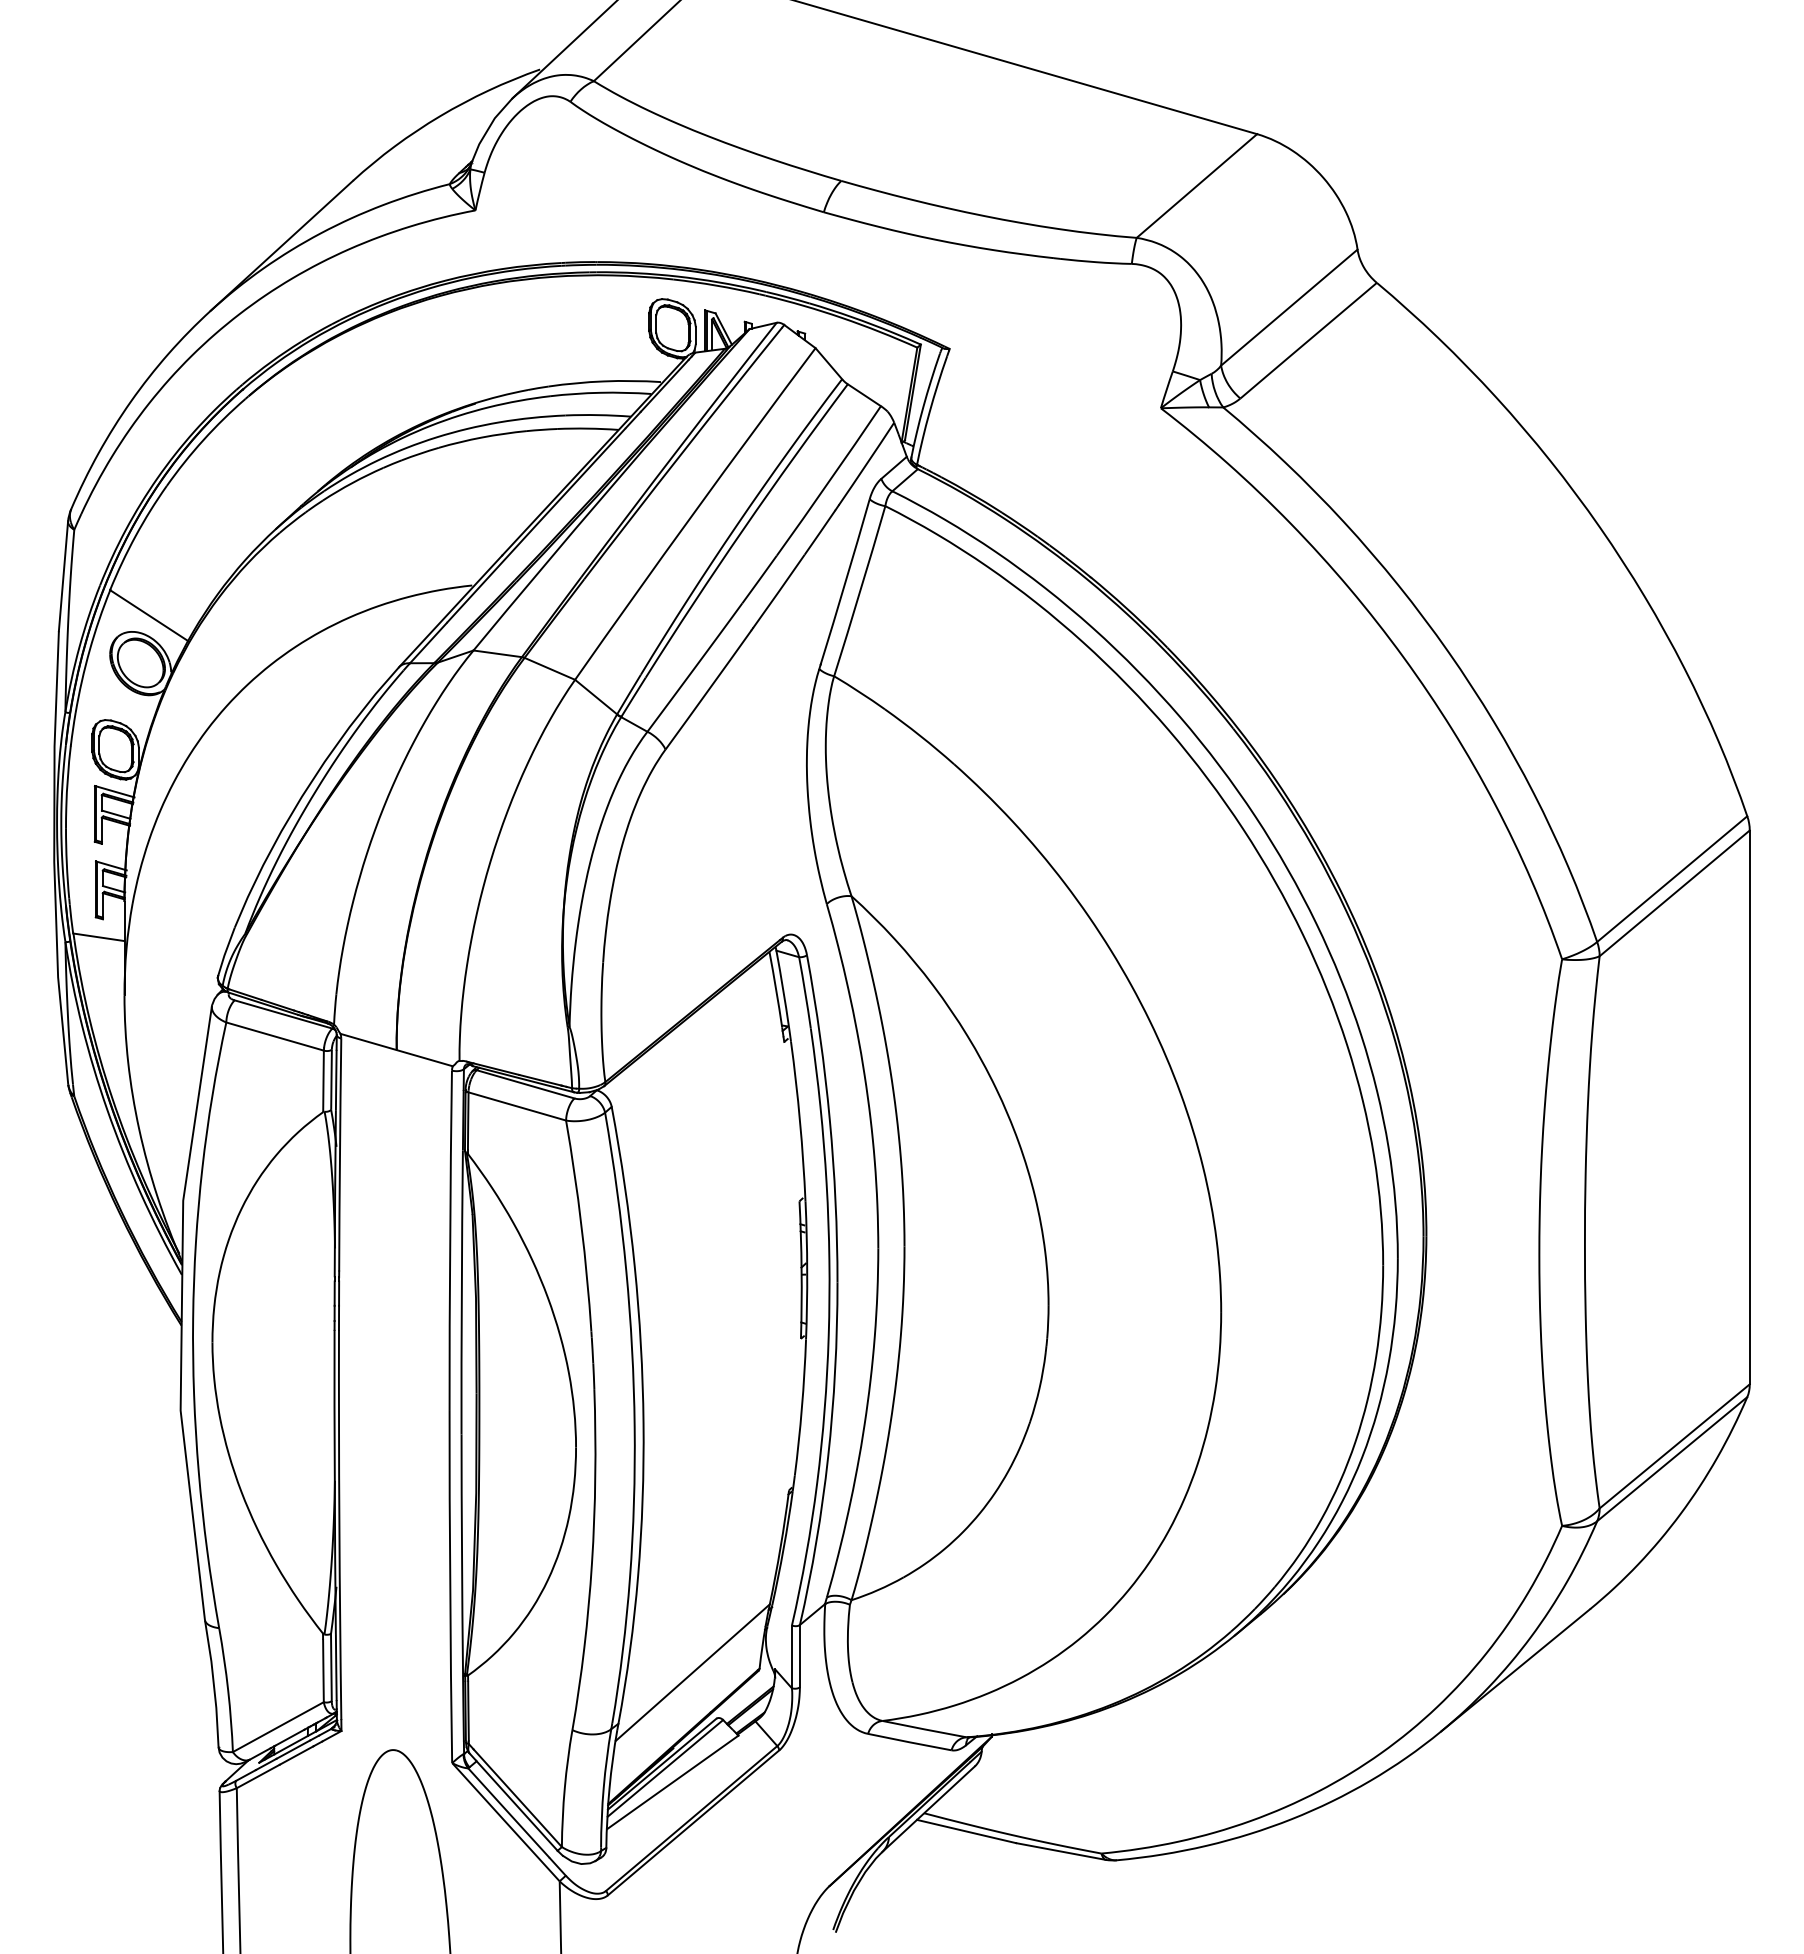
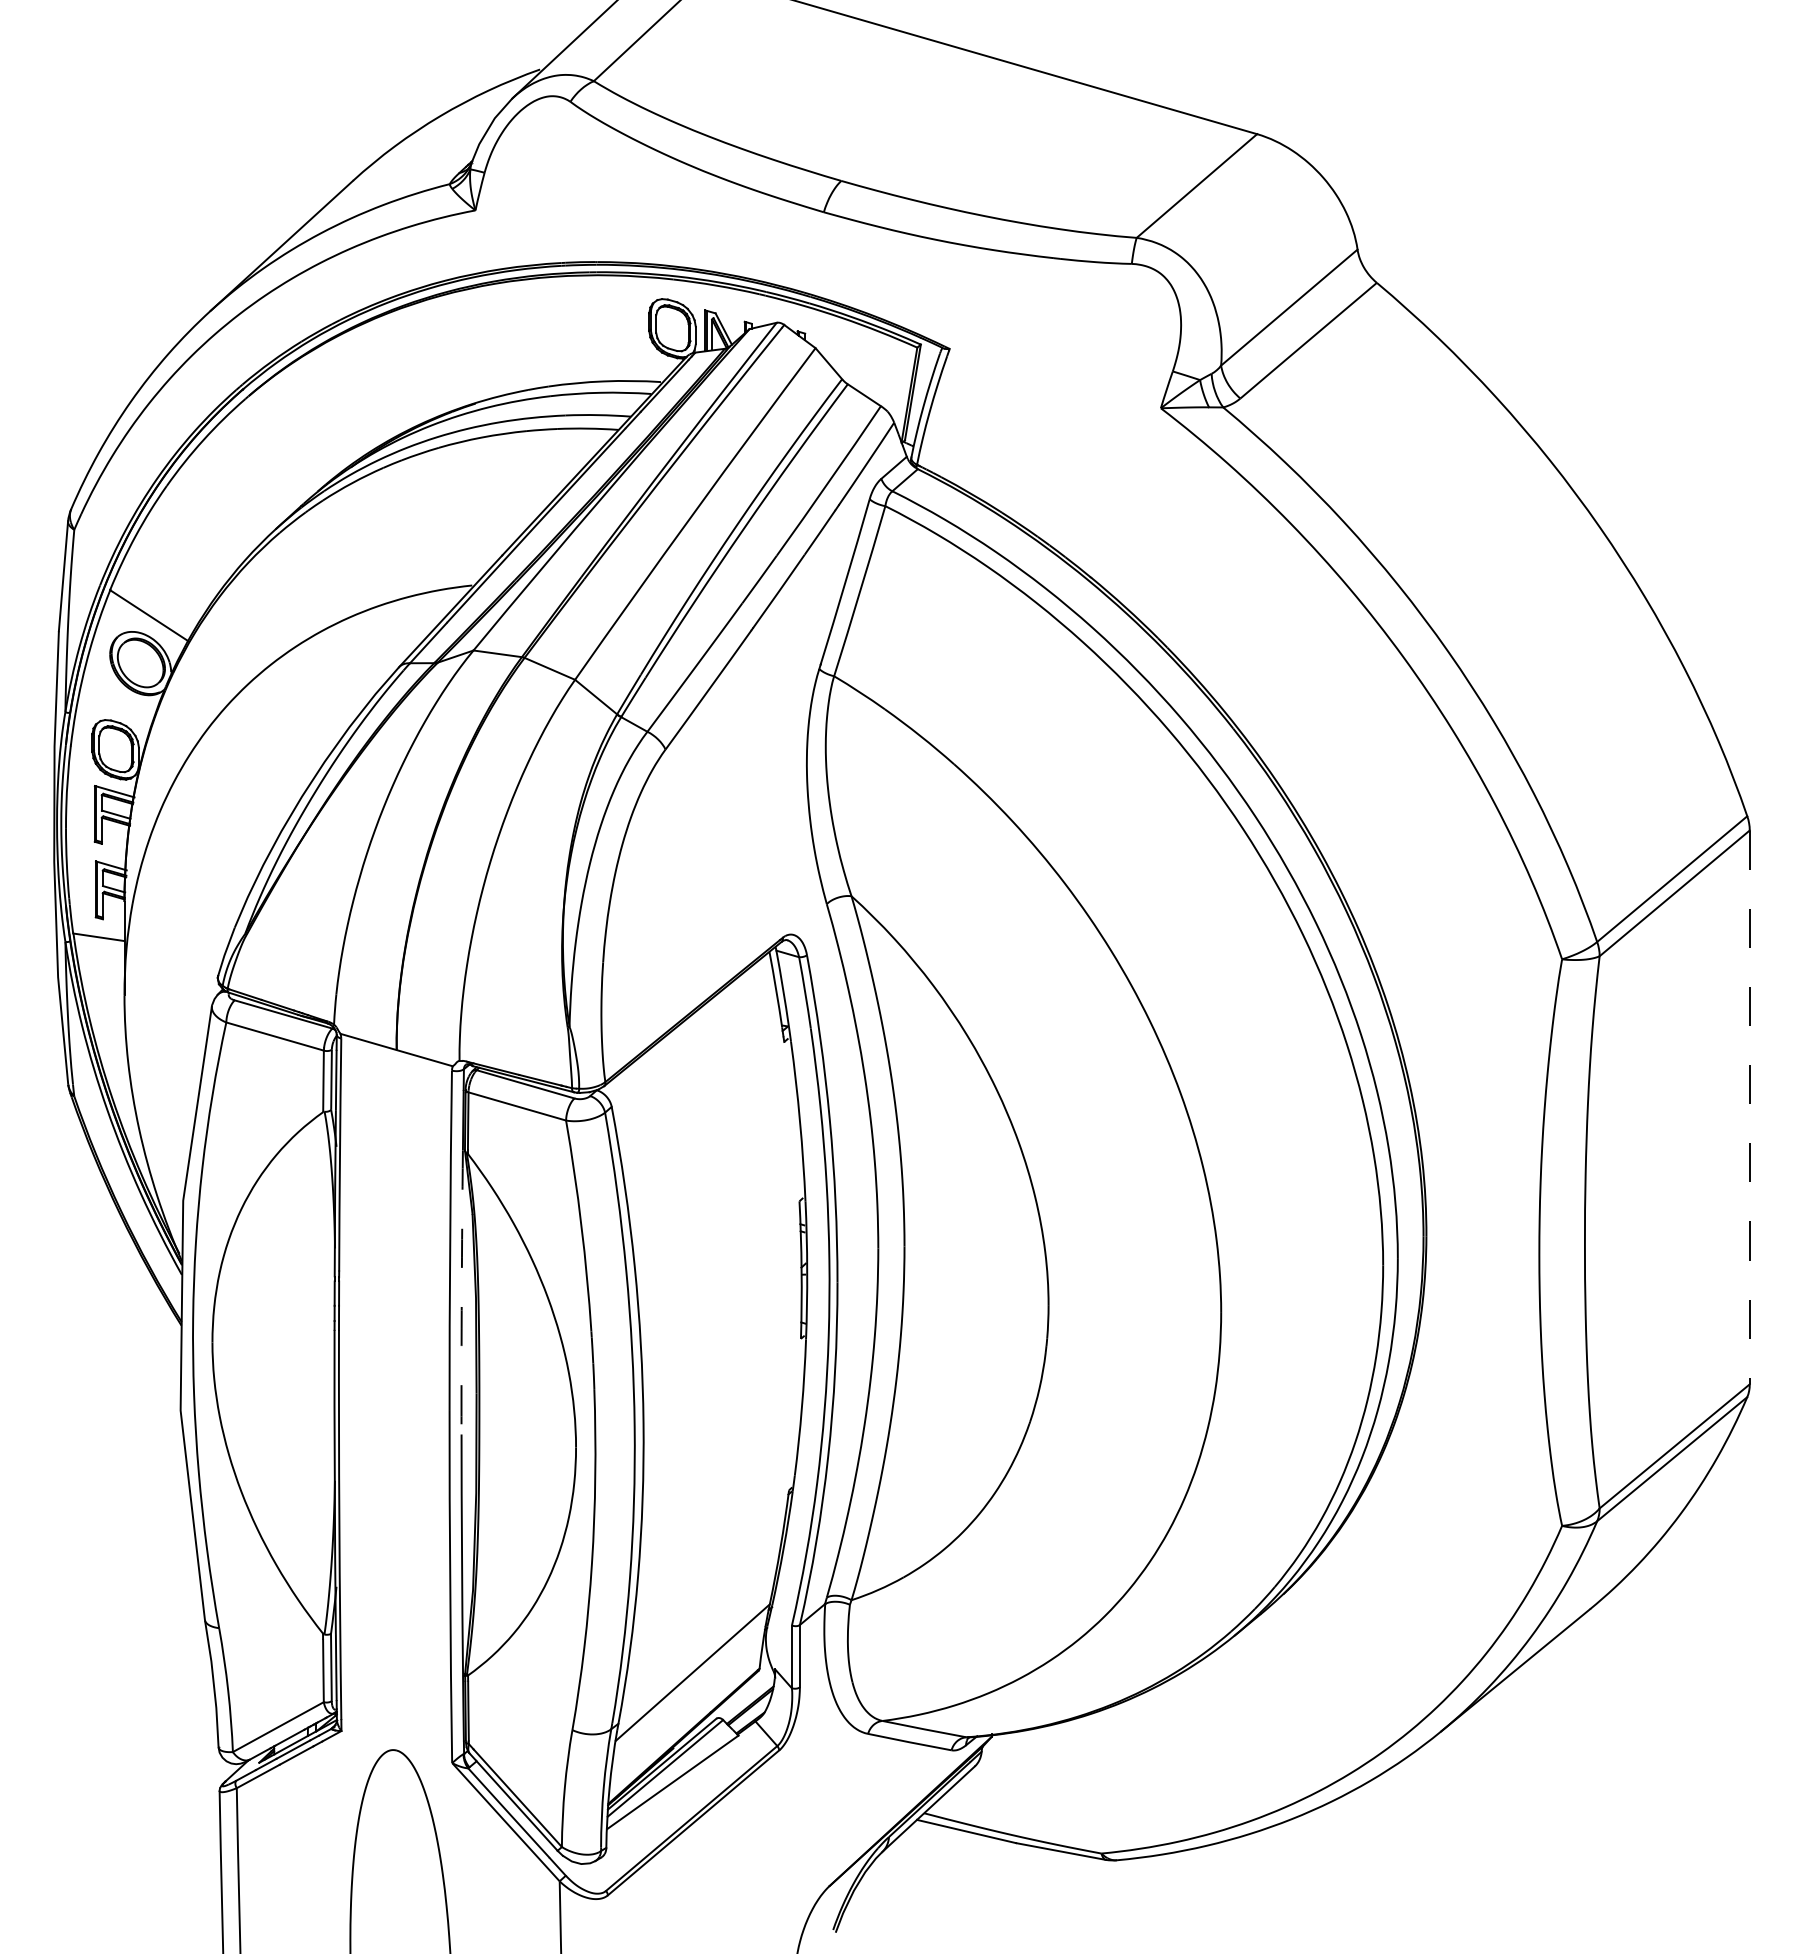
line: solid -> dashed (1749, 1107)
arc: solid -> dashed (461, 1292)
